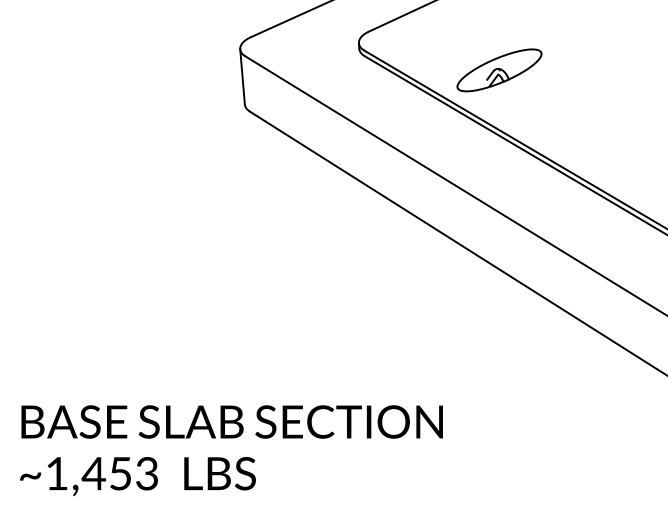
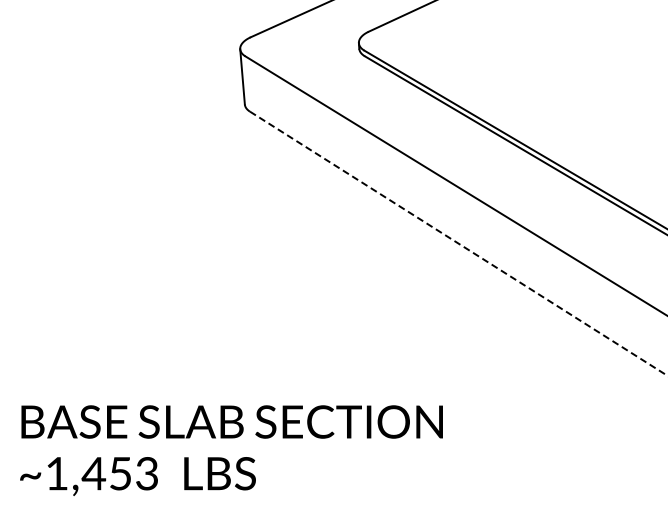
part: present -> none (499, 70)
line: solid -> dashed (458, 243)
